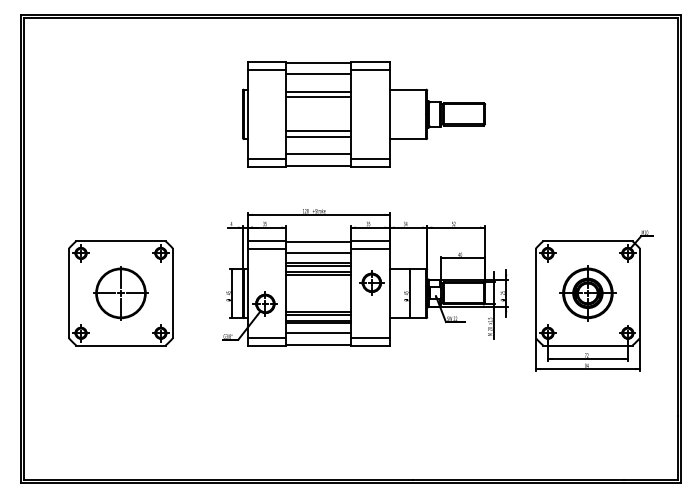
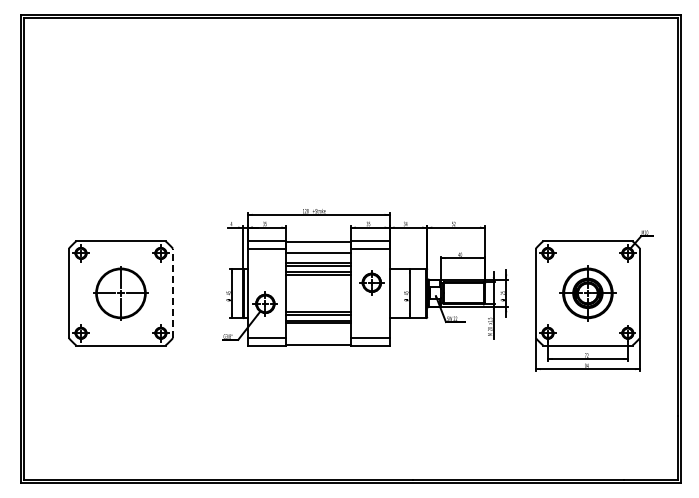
part: present -> none (363, 114)
line: solid -> dashed (173, 293)
line: present -> none (318, 333)
